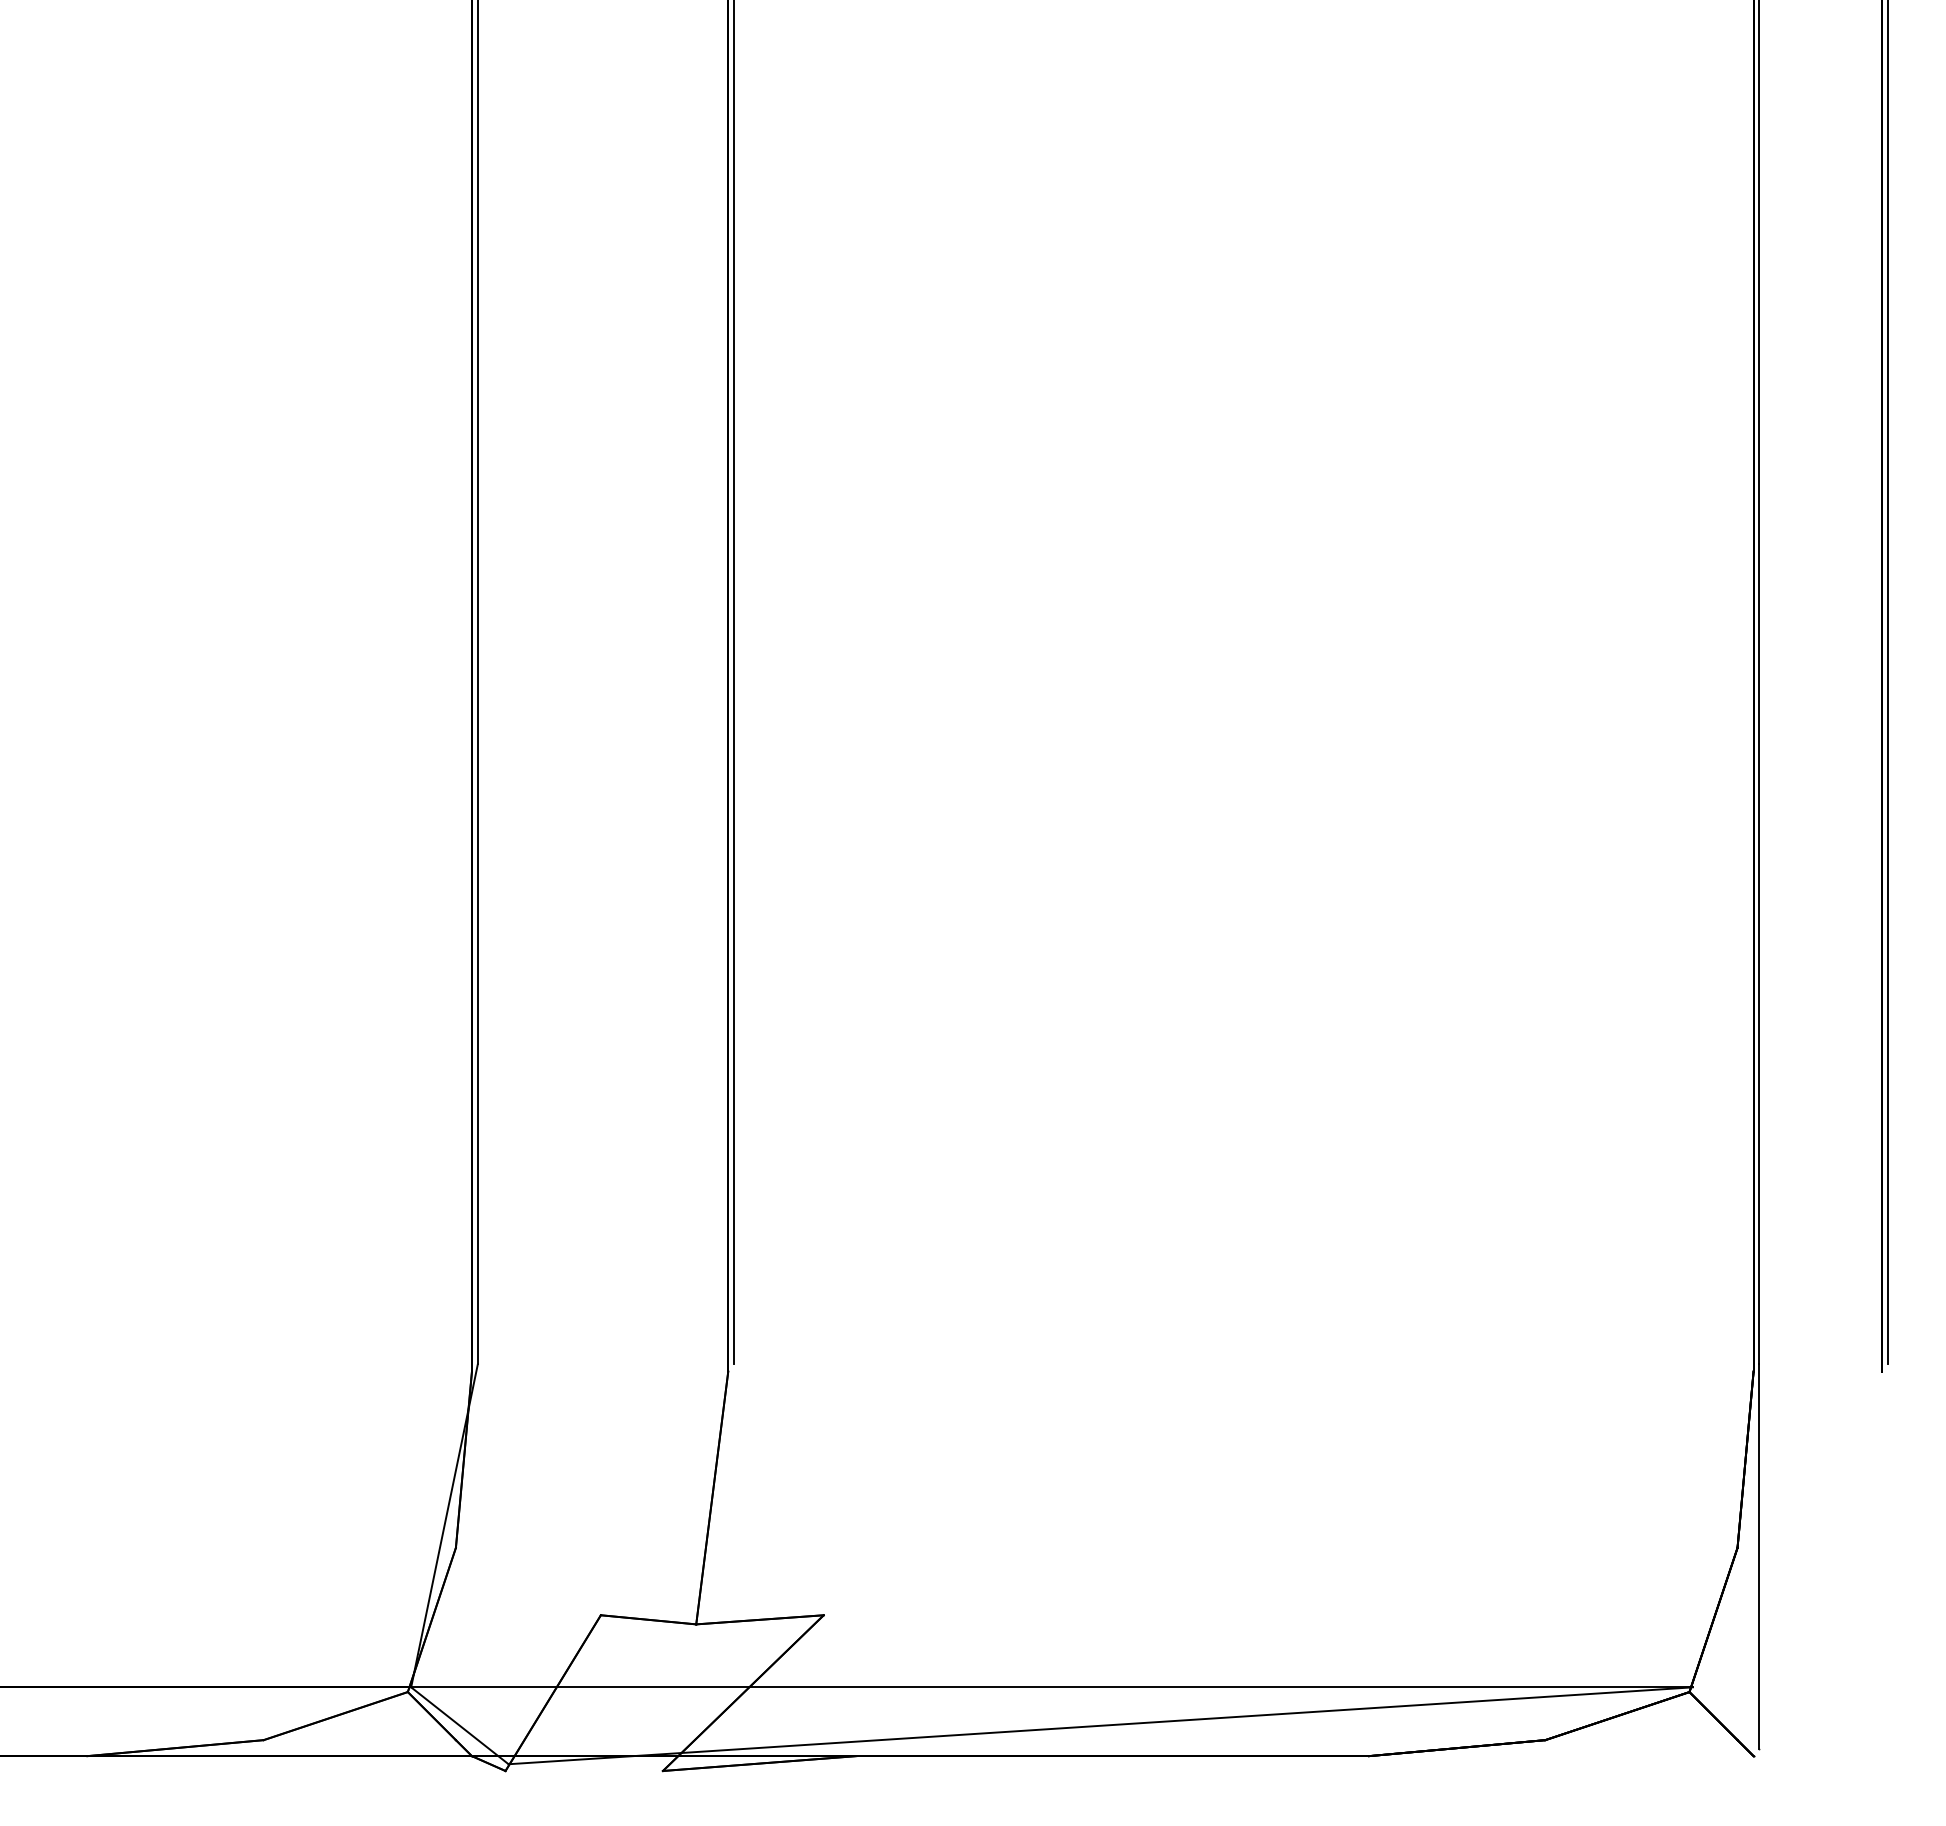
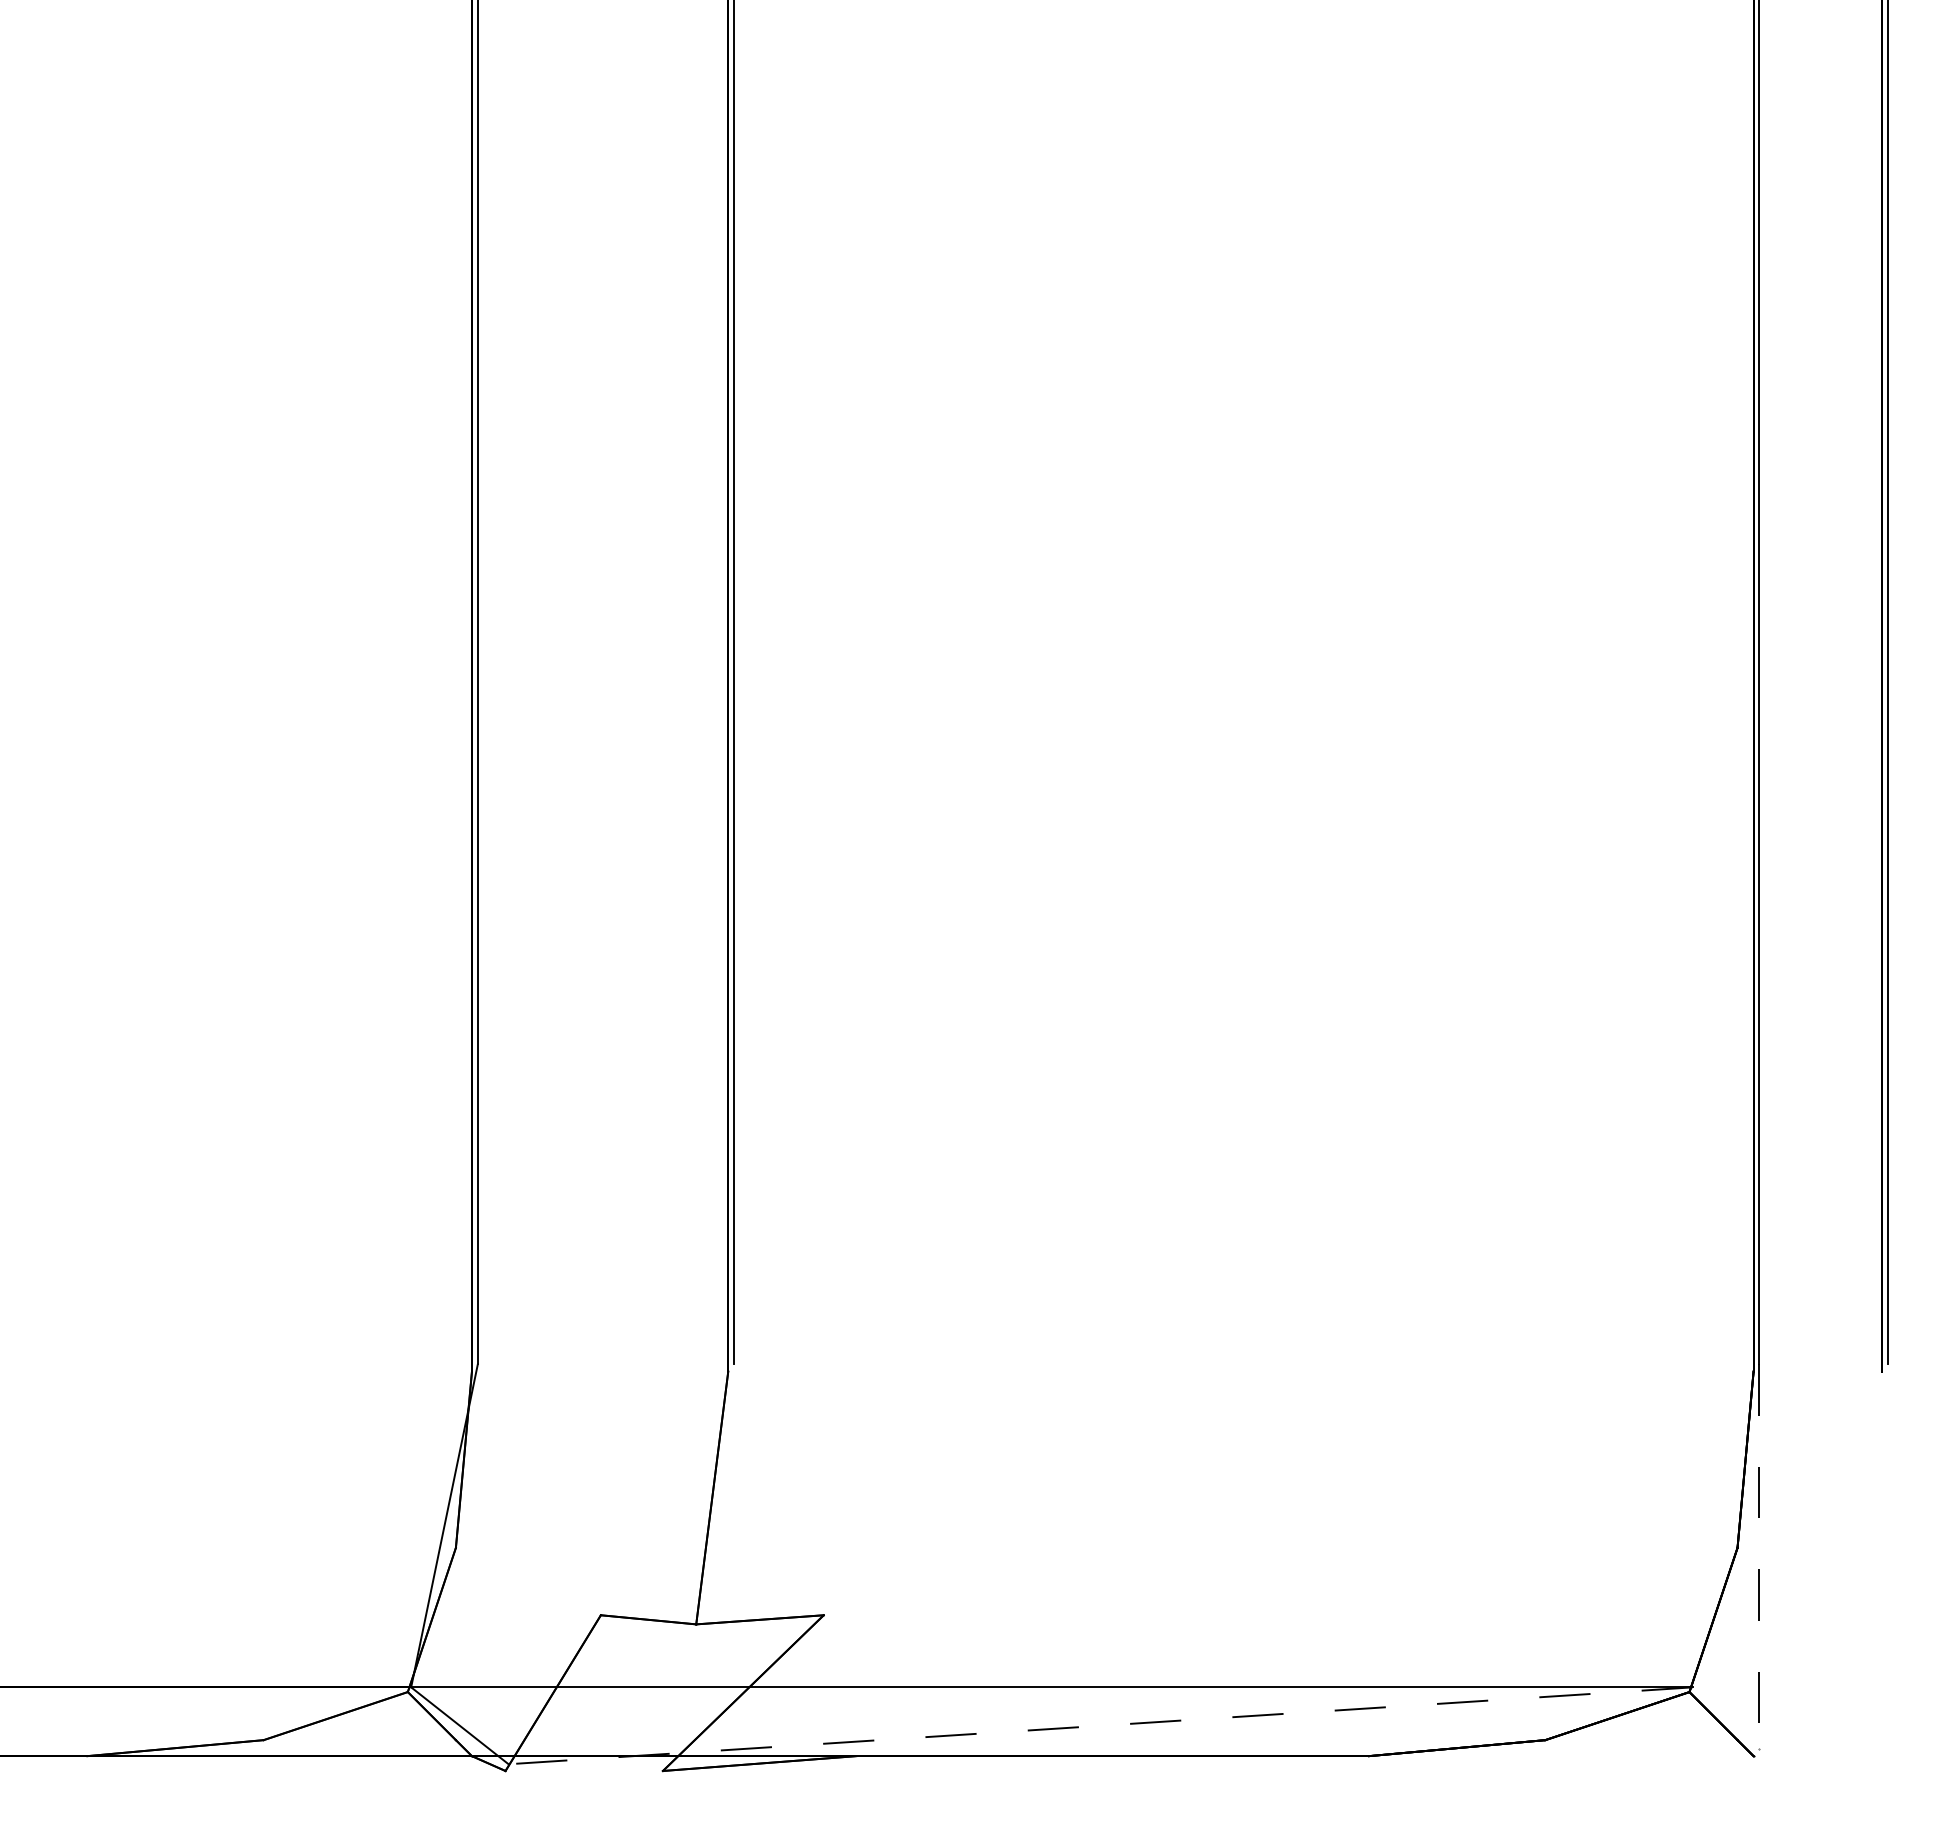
line: solid -> dashed (1759, 1557)
line: solid -> dashed (1100, 1725)
